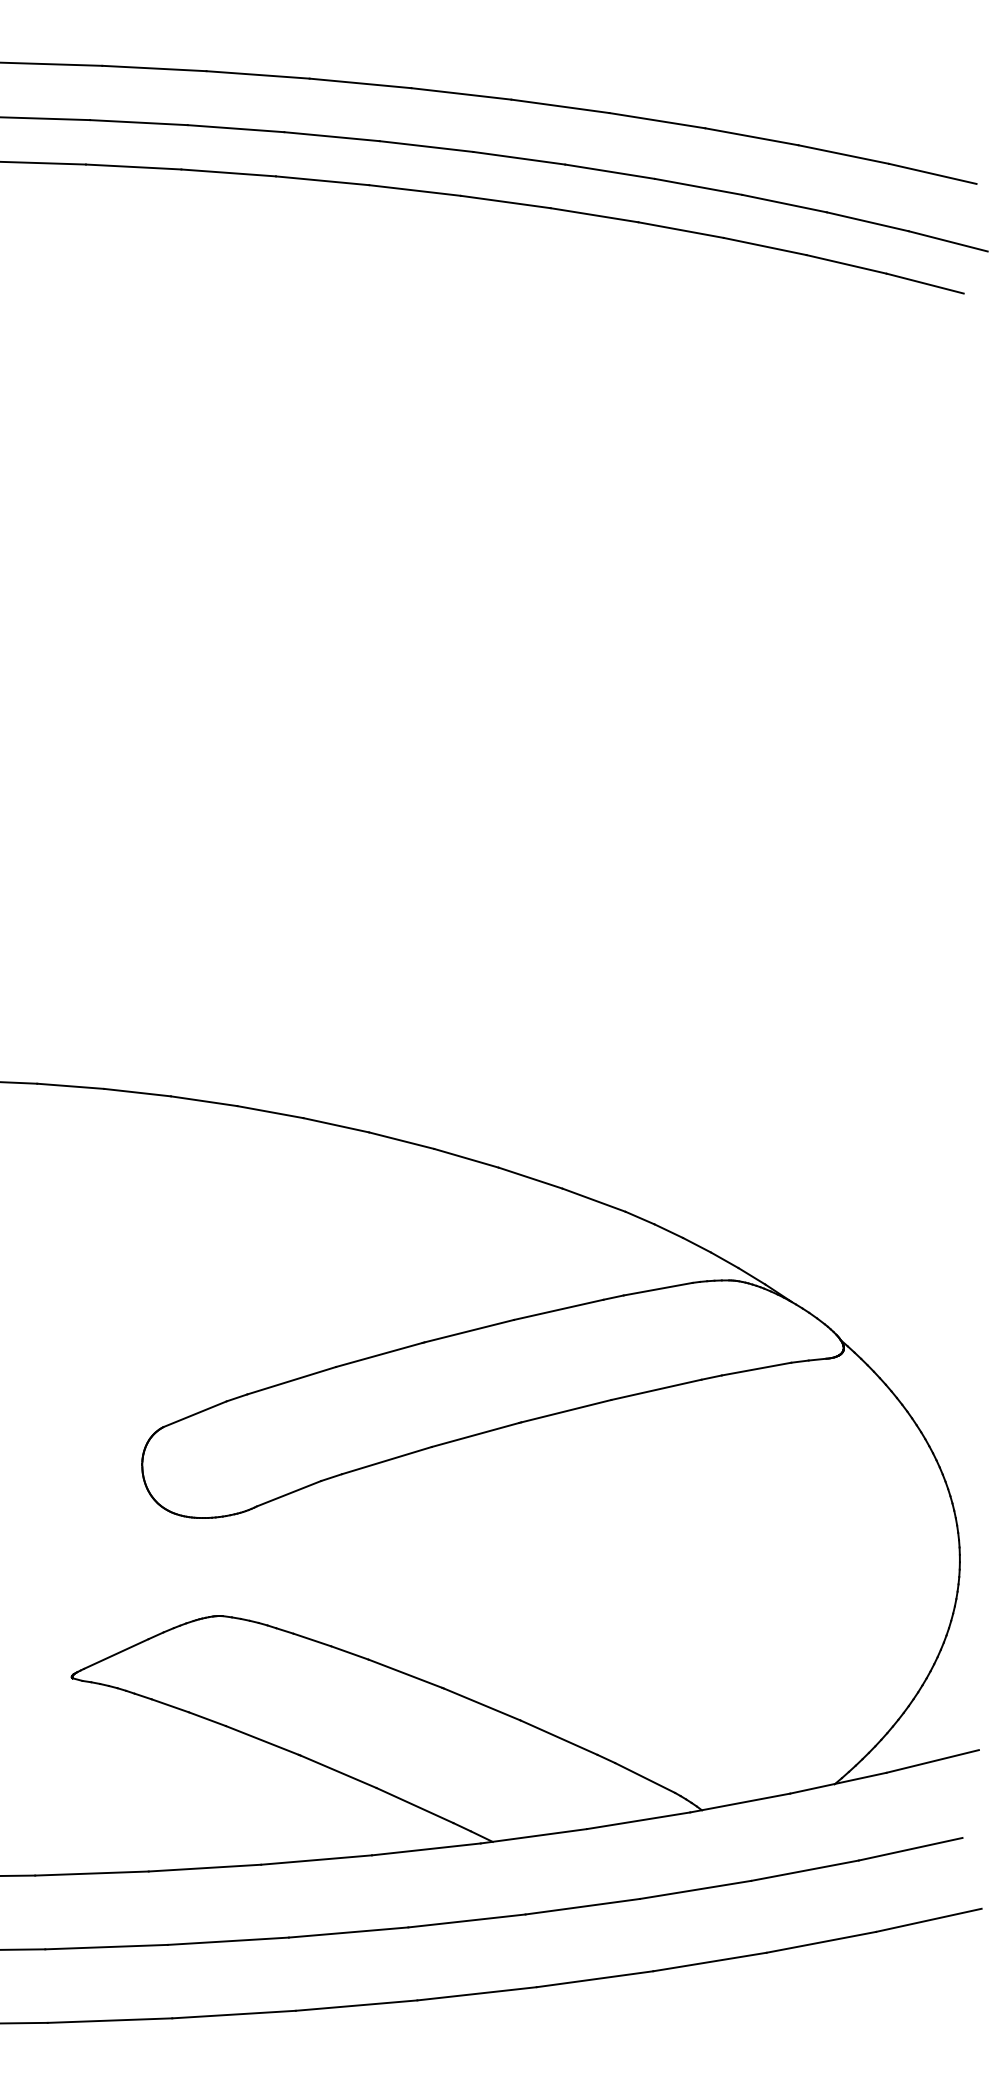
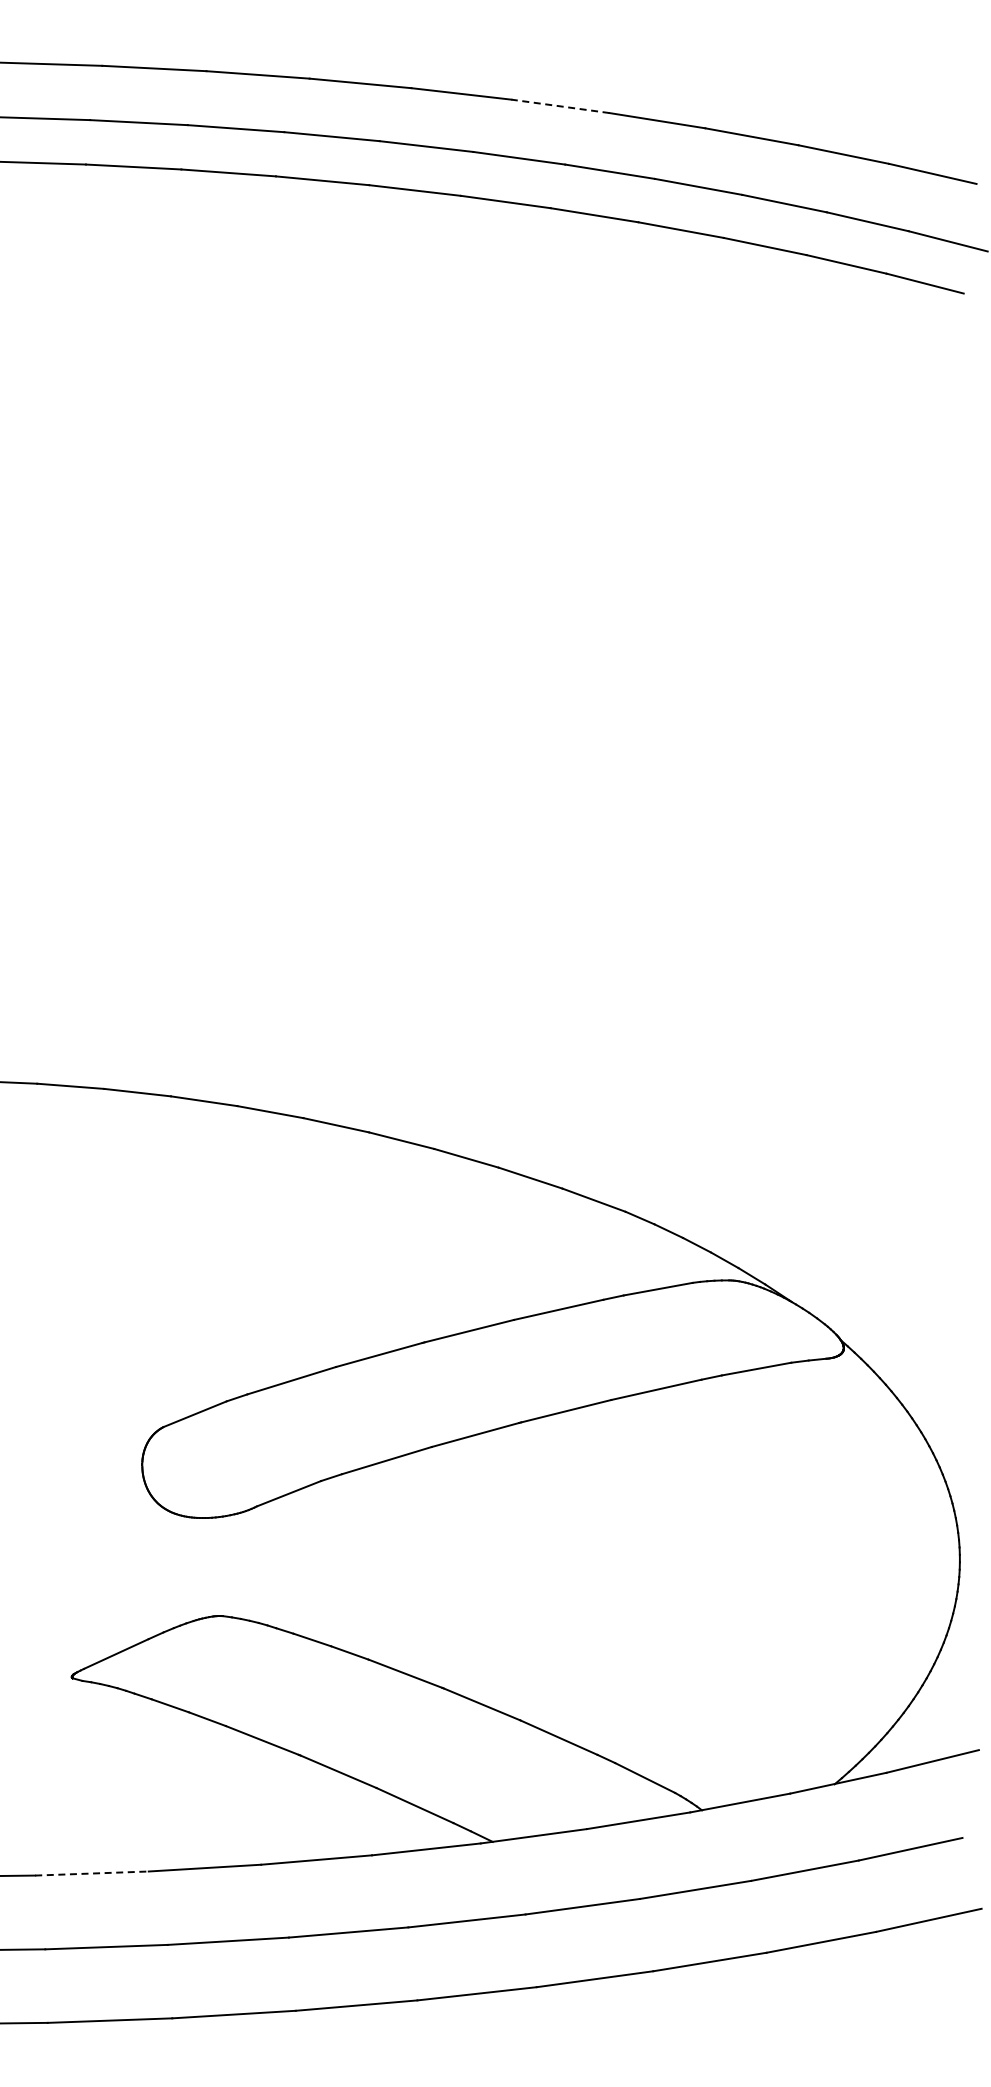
line: solid -> dashed (559, 106)
line: solid -> dashed (91, 1873)
